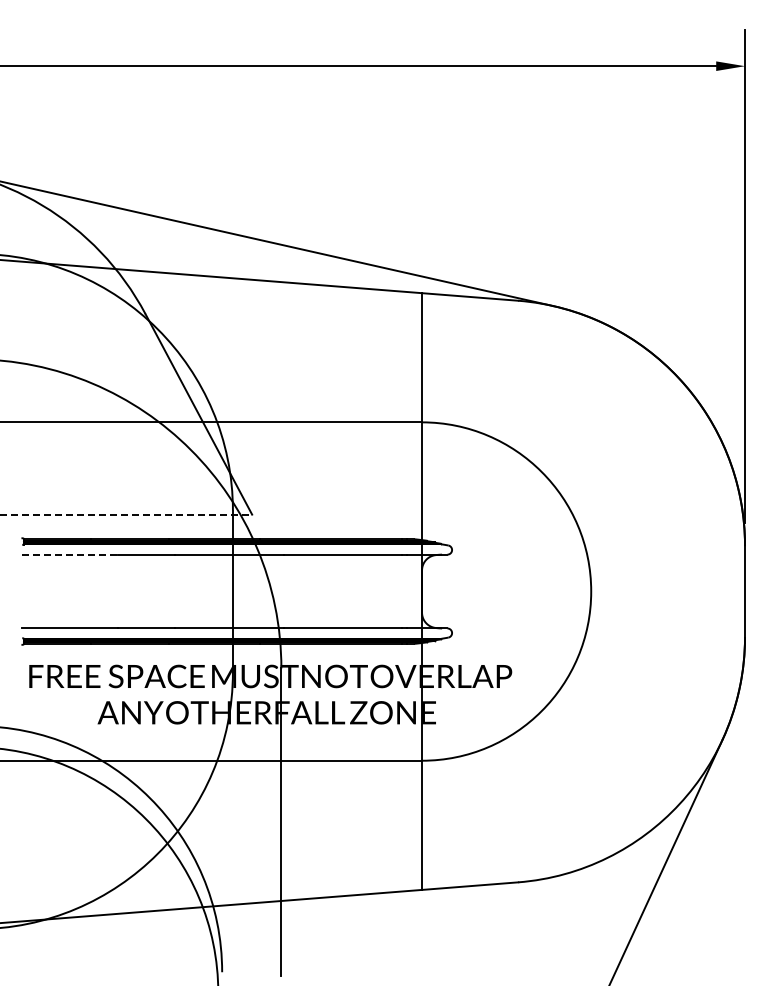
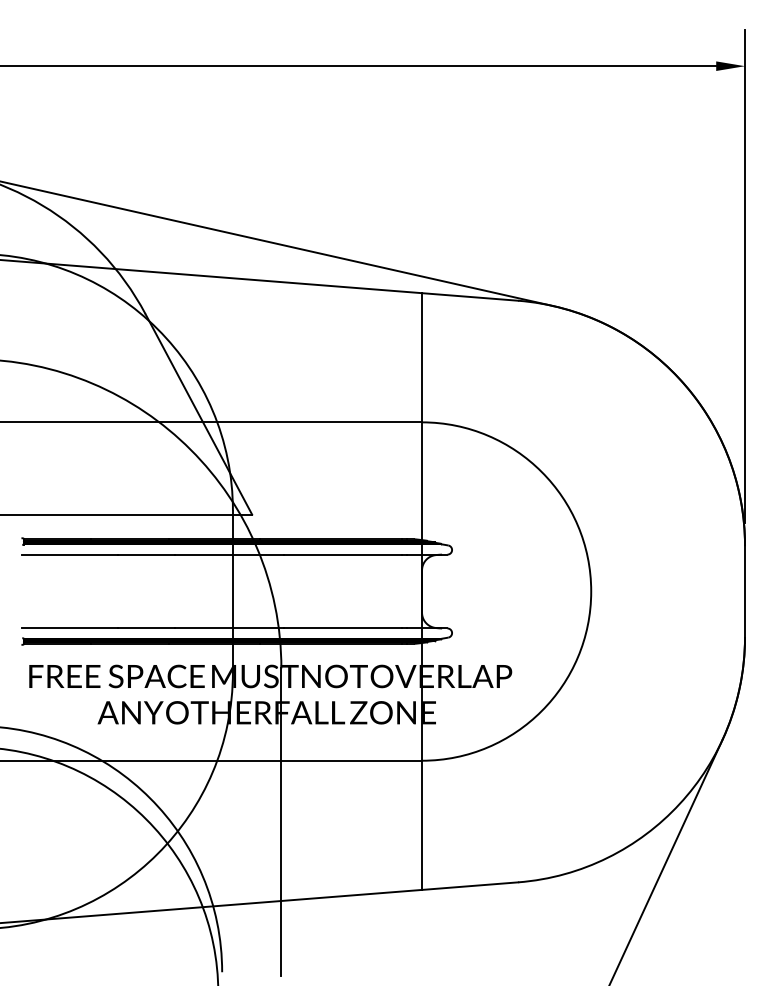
line: dashed -> solid (126, 514)
line: dashed -> solid (69, 554)
